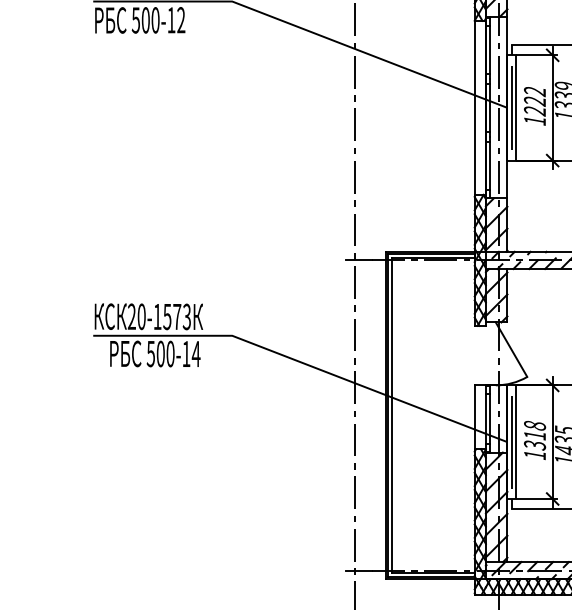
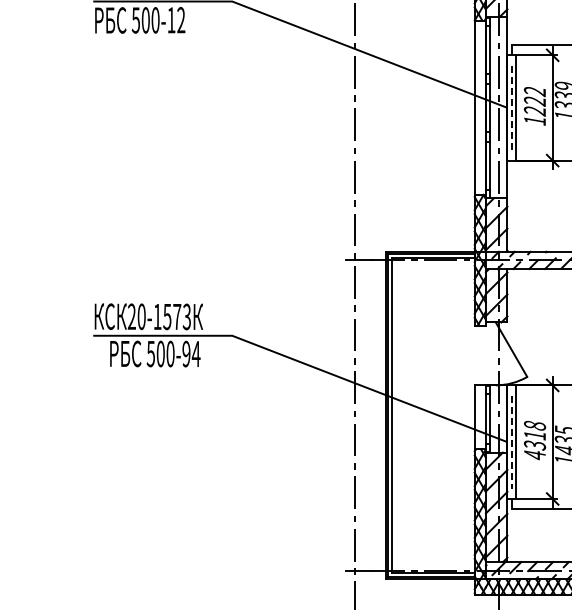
line: solid -> dashed (511, 107)
text: 500-14 -> 500-94 (186, 353)
line: solid -> dashed (511, 442)
text: 1318 -> 4318 (534, 455)
